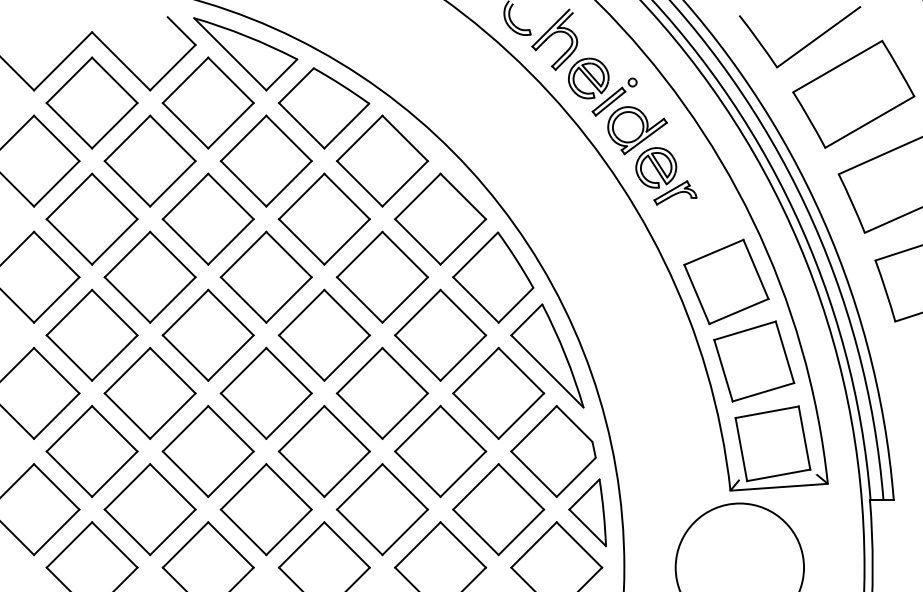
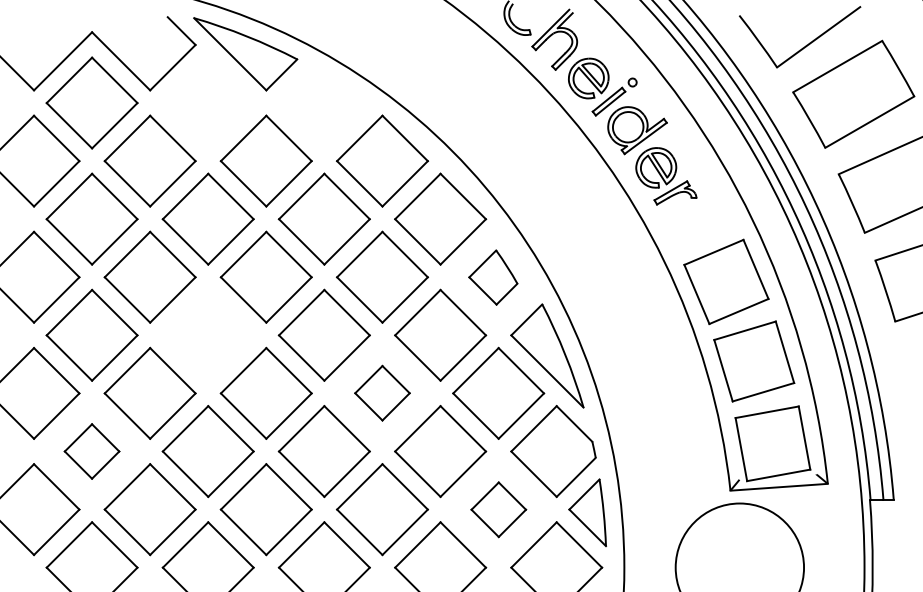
part: present -> none (207, 102)
part: present -> none (323, 108)
part size: 83x93 px -> 51x57 px (493, 277)
part: present -> none (207, 334)
part size: 93x94 px -> 57x58 px (382, 392)
part size: 94x93 px -> 58x57 px (91, 451)
part size: 94x94 px -> 58x58 px (498, 509)
